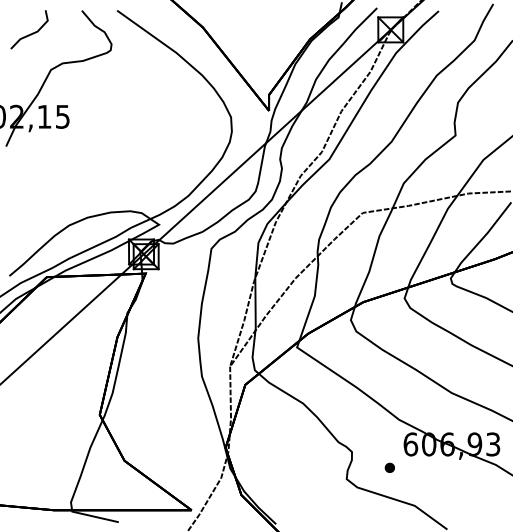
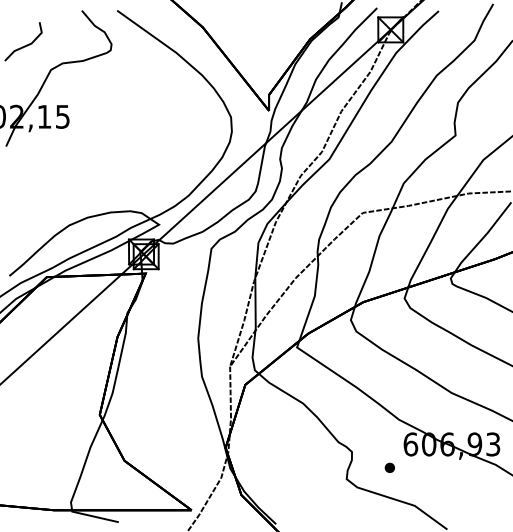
line position: (30, 33) -> (24, 45) (24, 45)
